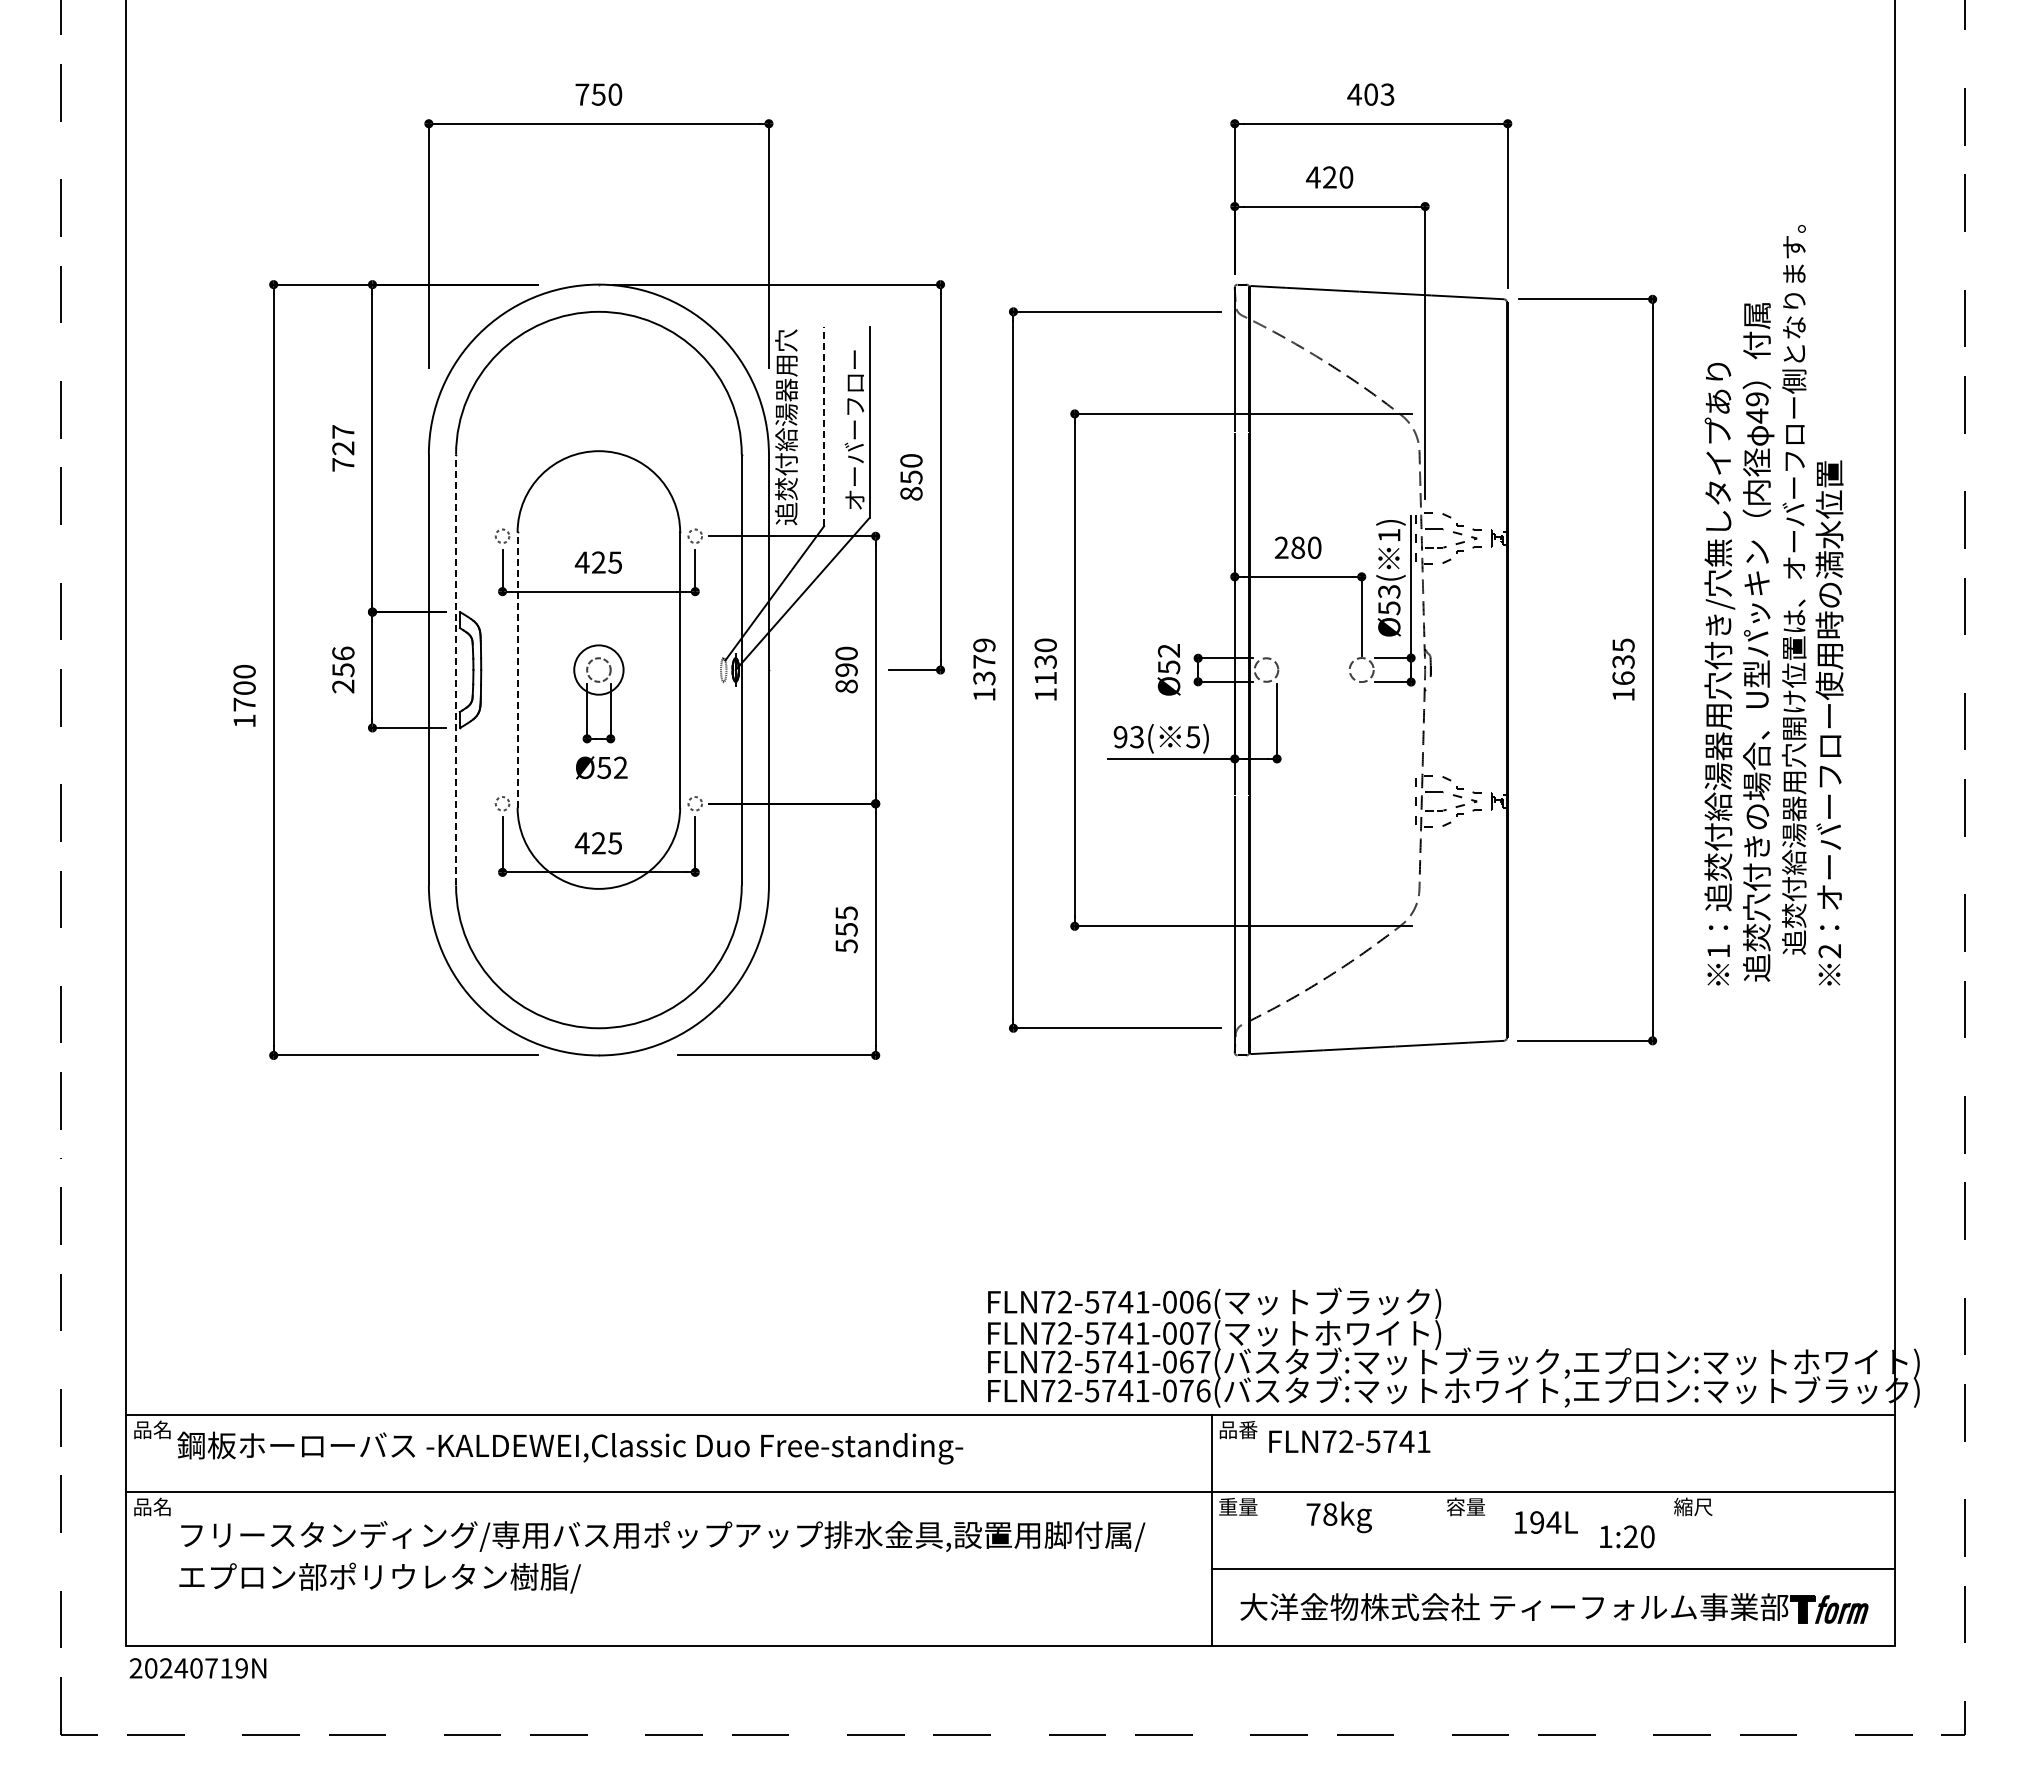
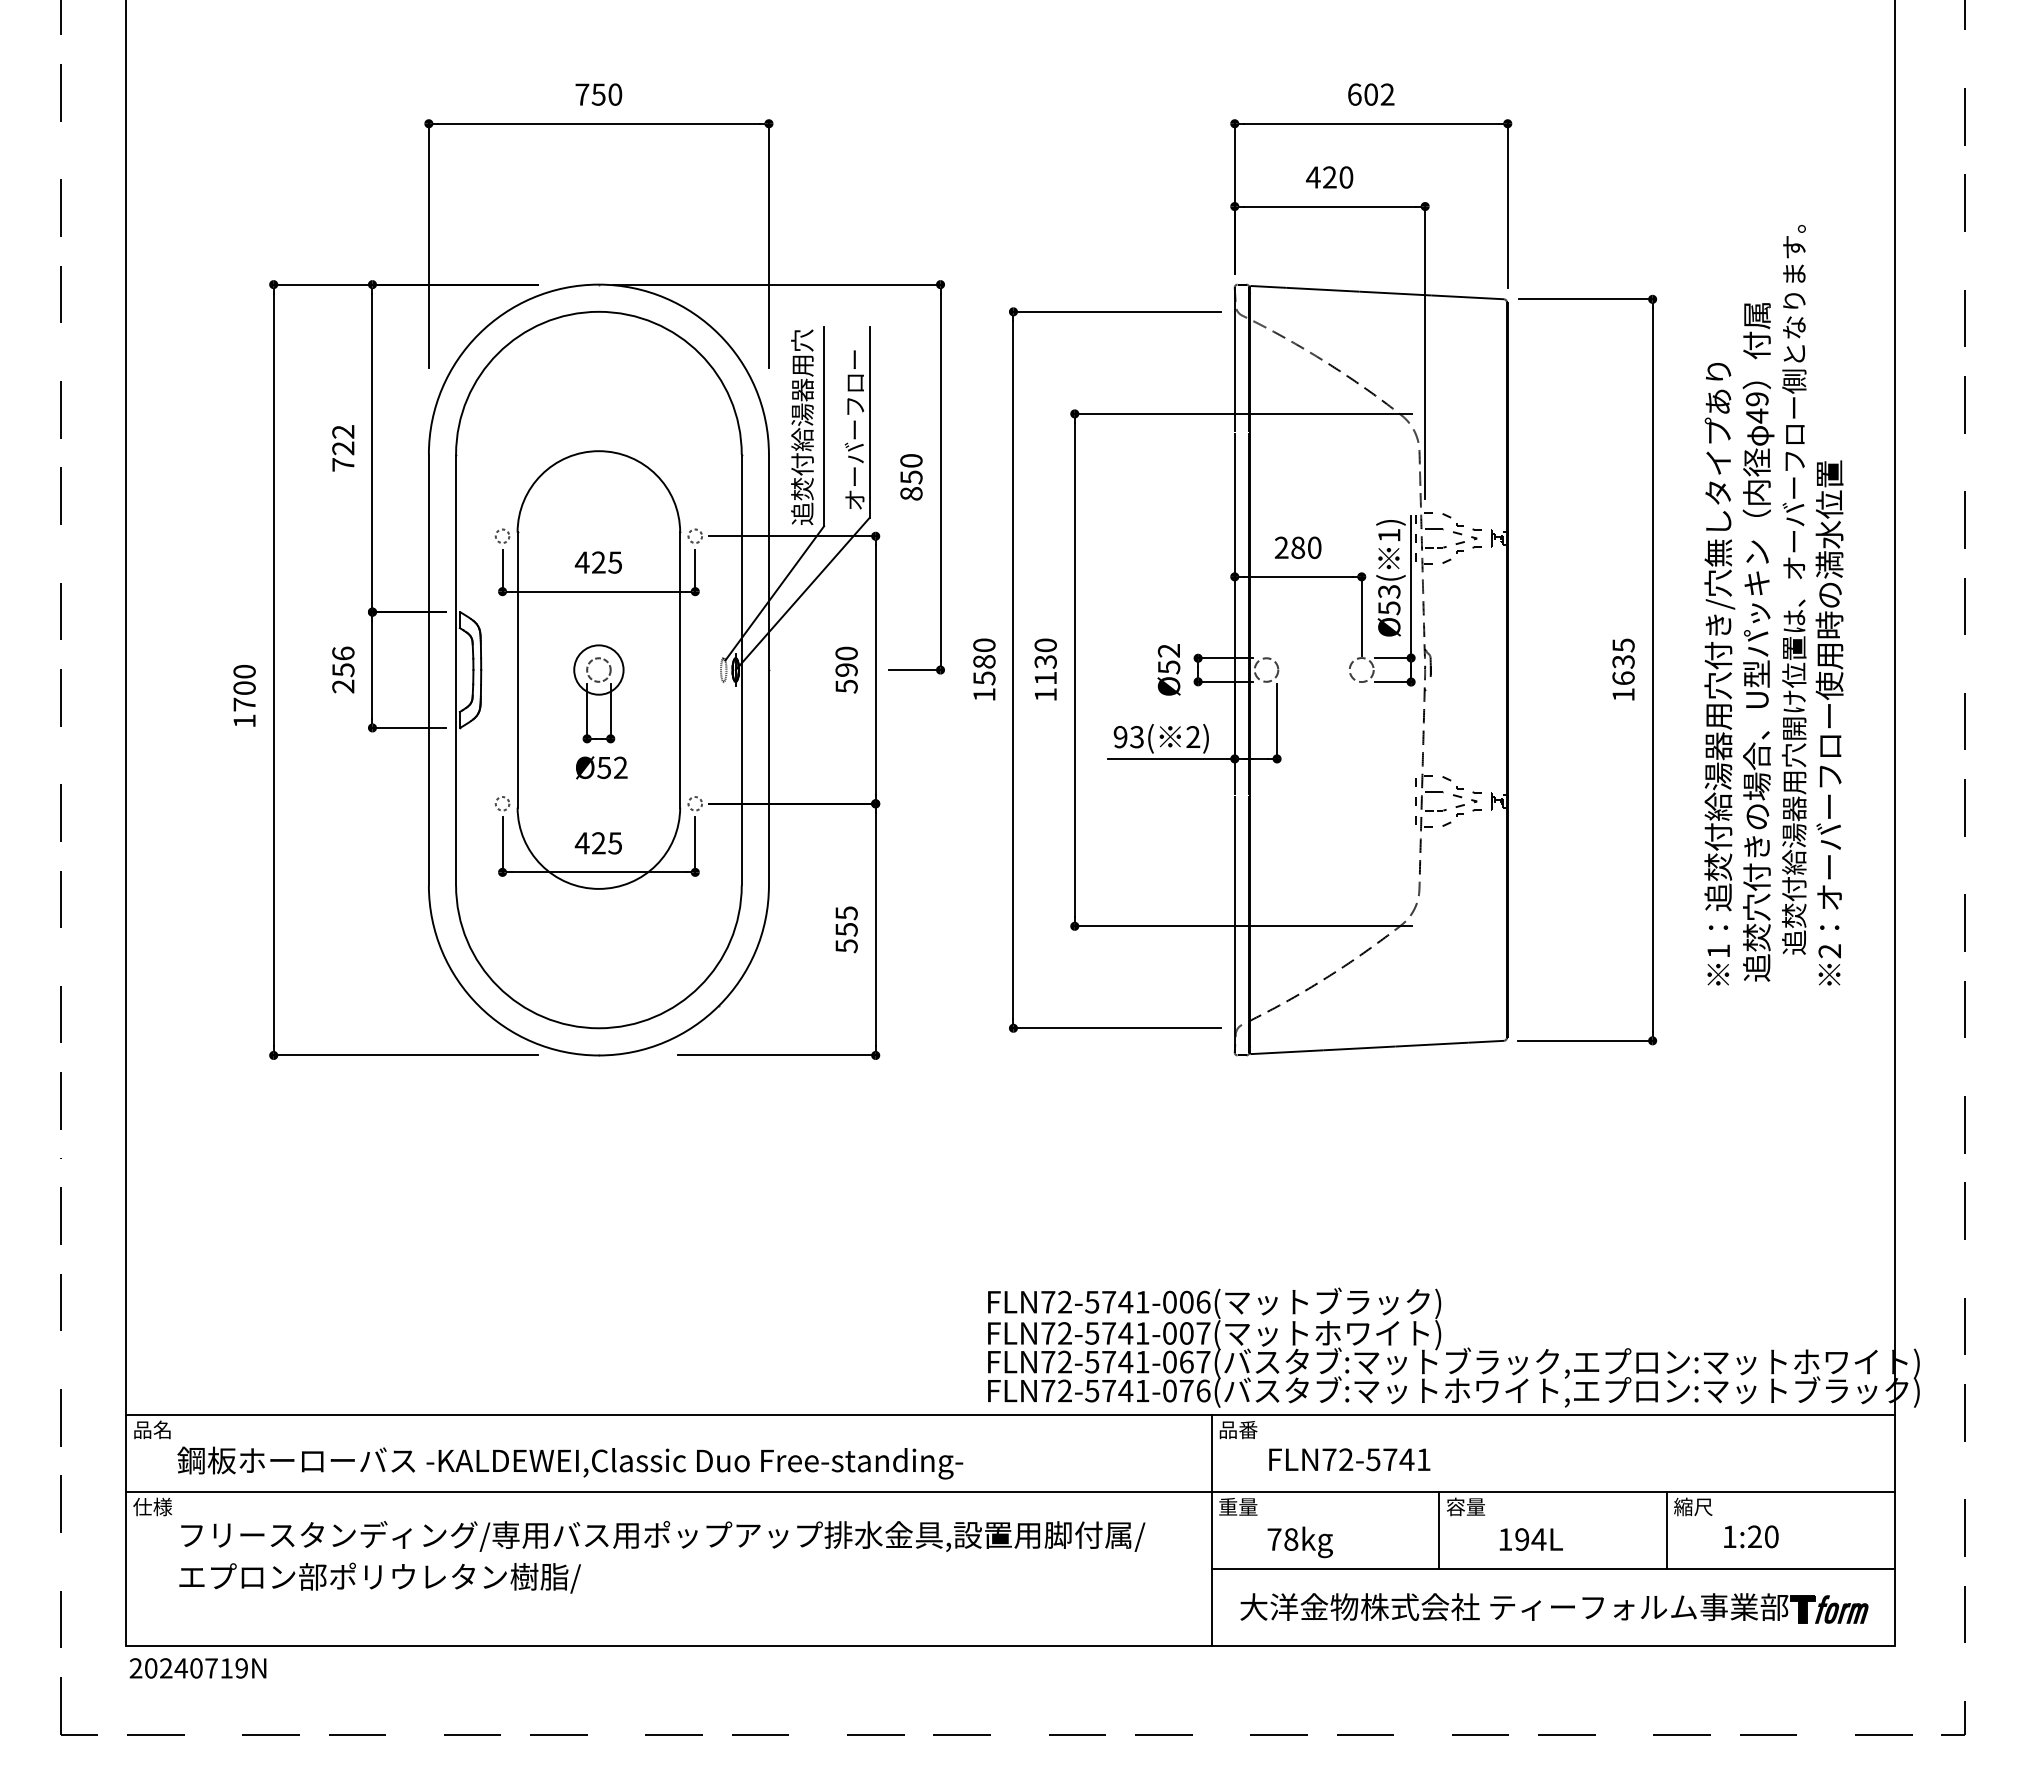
text: 403 -> 602 (1370, 94)
line: dashed -> solid (824, 426)
text position: (786, 427) -> (802, 427) (802, 427)
text: 727 -> 722 (343, 431)
text: 1379 -> 1580 (984, 661)
line: dashed -> solid (456, 669)
line: dashed -> solid (517, 670)
text: 890 -> 590 (846, 686)
text: 5) -> 2) (1193, 737)
text position: (1349, 1441) -> (1349, 1459) (1349, 1459)
text position: (570, 1447) -> (570, 1462) (570, 1462)
text: 品名 -> 仕様 (152, 1506)
text position: (1338, 1517) -> (1299, 1542) (1299, 1542)
text position: (1545, 1522) -> (1530, 1539) (1530, 1539)
line: none -> present (1439, 1530)
line: none -> present (1667, 1530)
text position: (1627, 1536) -> (1751, 1536) (1751, 1536)
